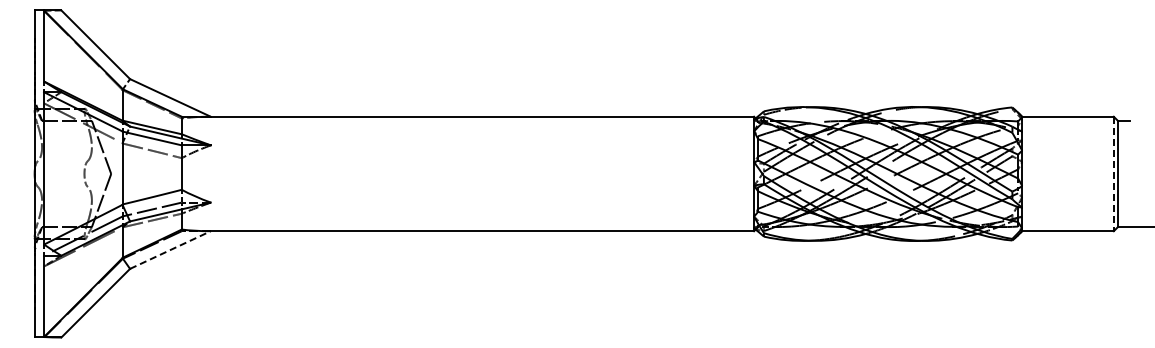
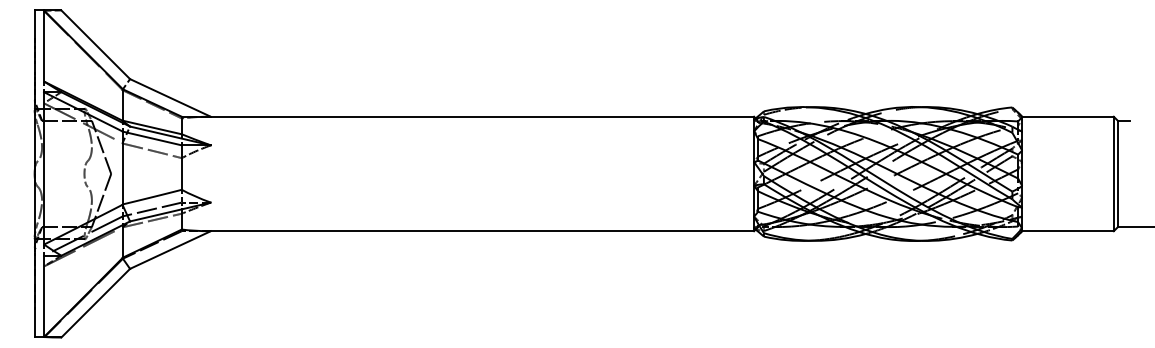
line: dashed -> solid (1113, 174)
line: dashed -> solid (170, 250)
